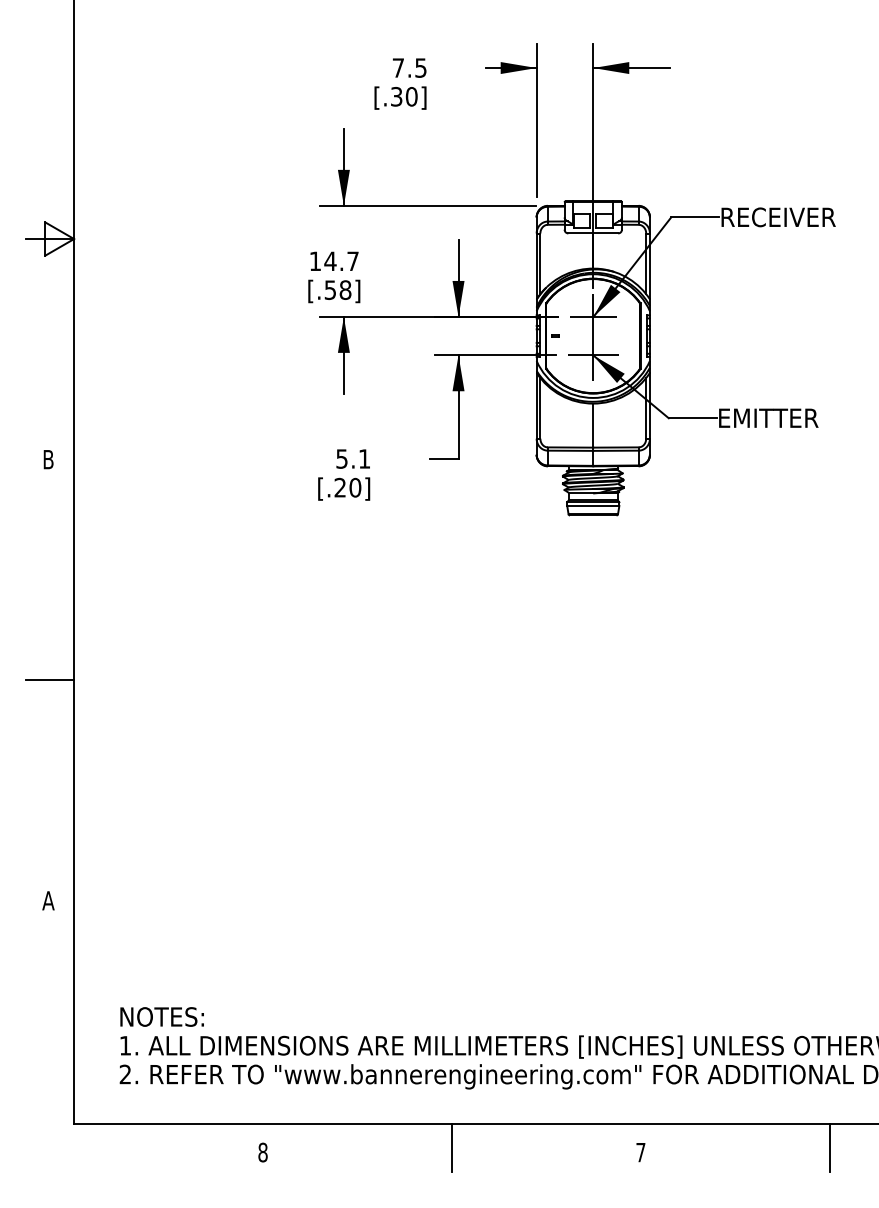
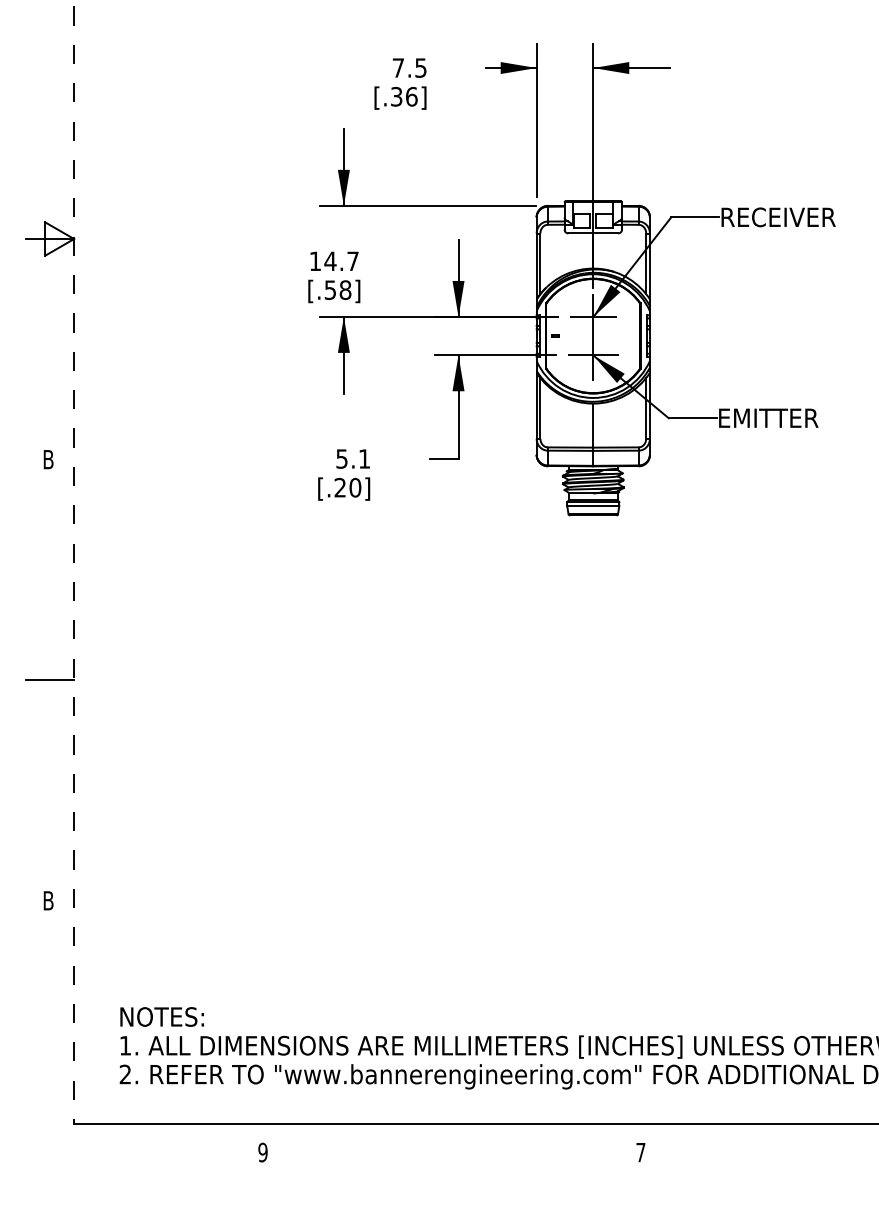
text: [.30] -> [.36] (411, 96)
line: solid -> dashed (74, 561)
text: A -> B (48, 900)
line: present -> none (452, 1147)
line: present -> none (829, 1147)
text: 8 -> 9 (262, 1152)
